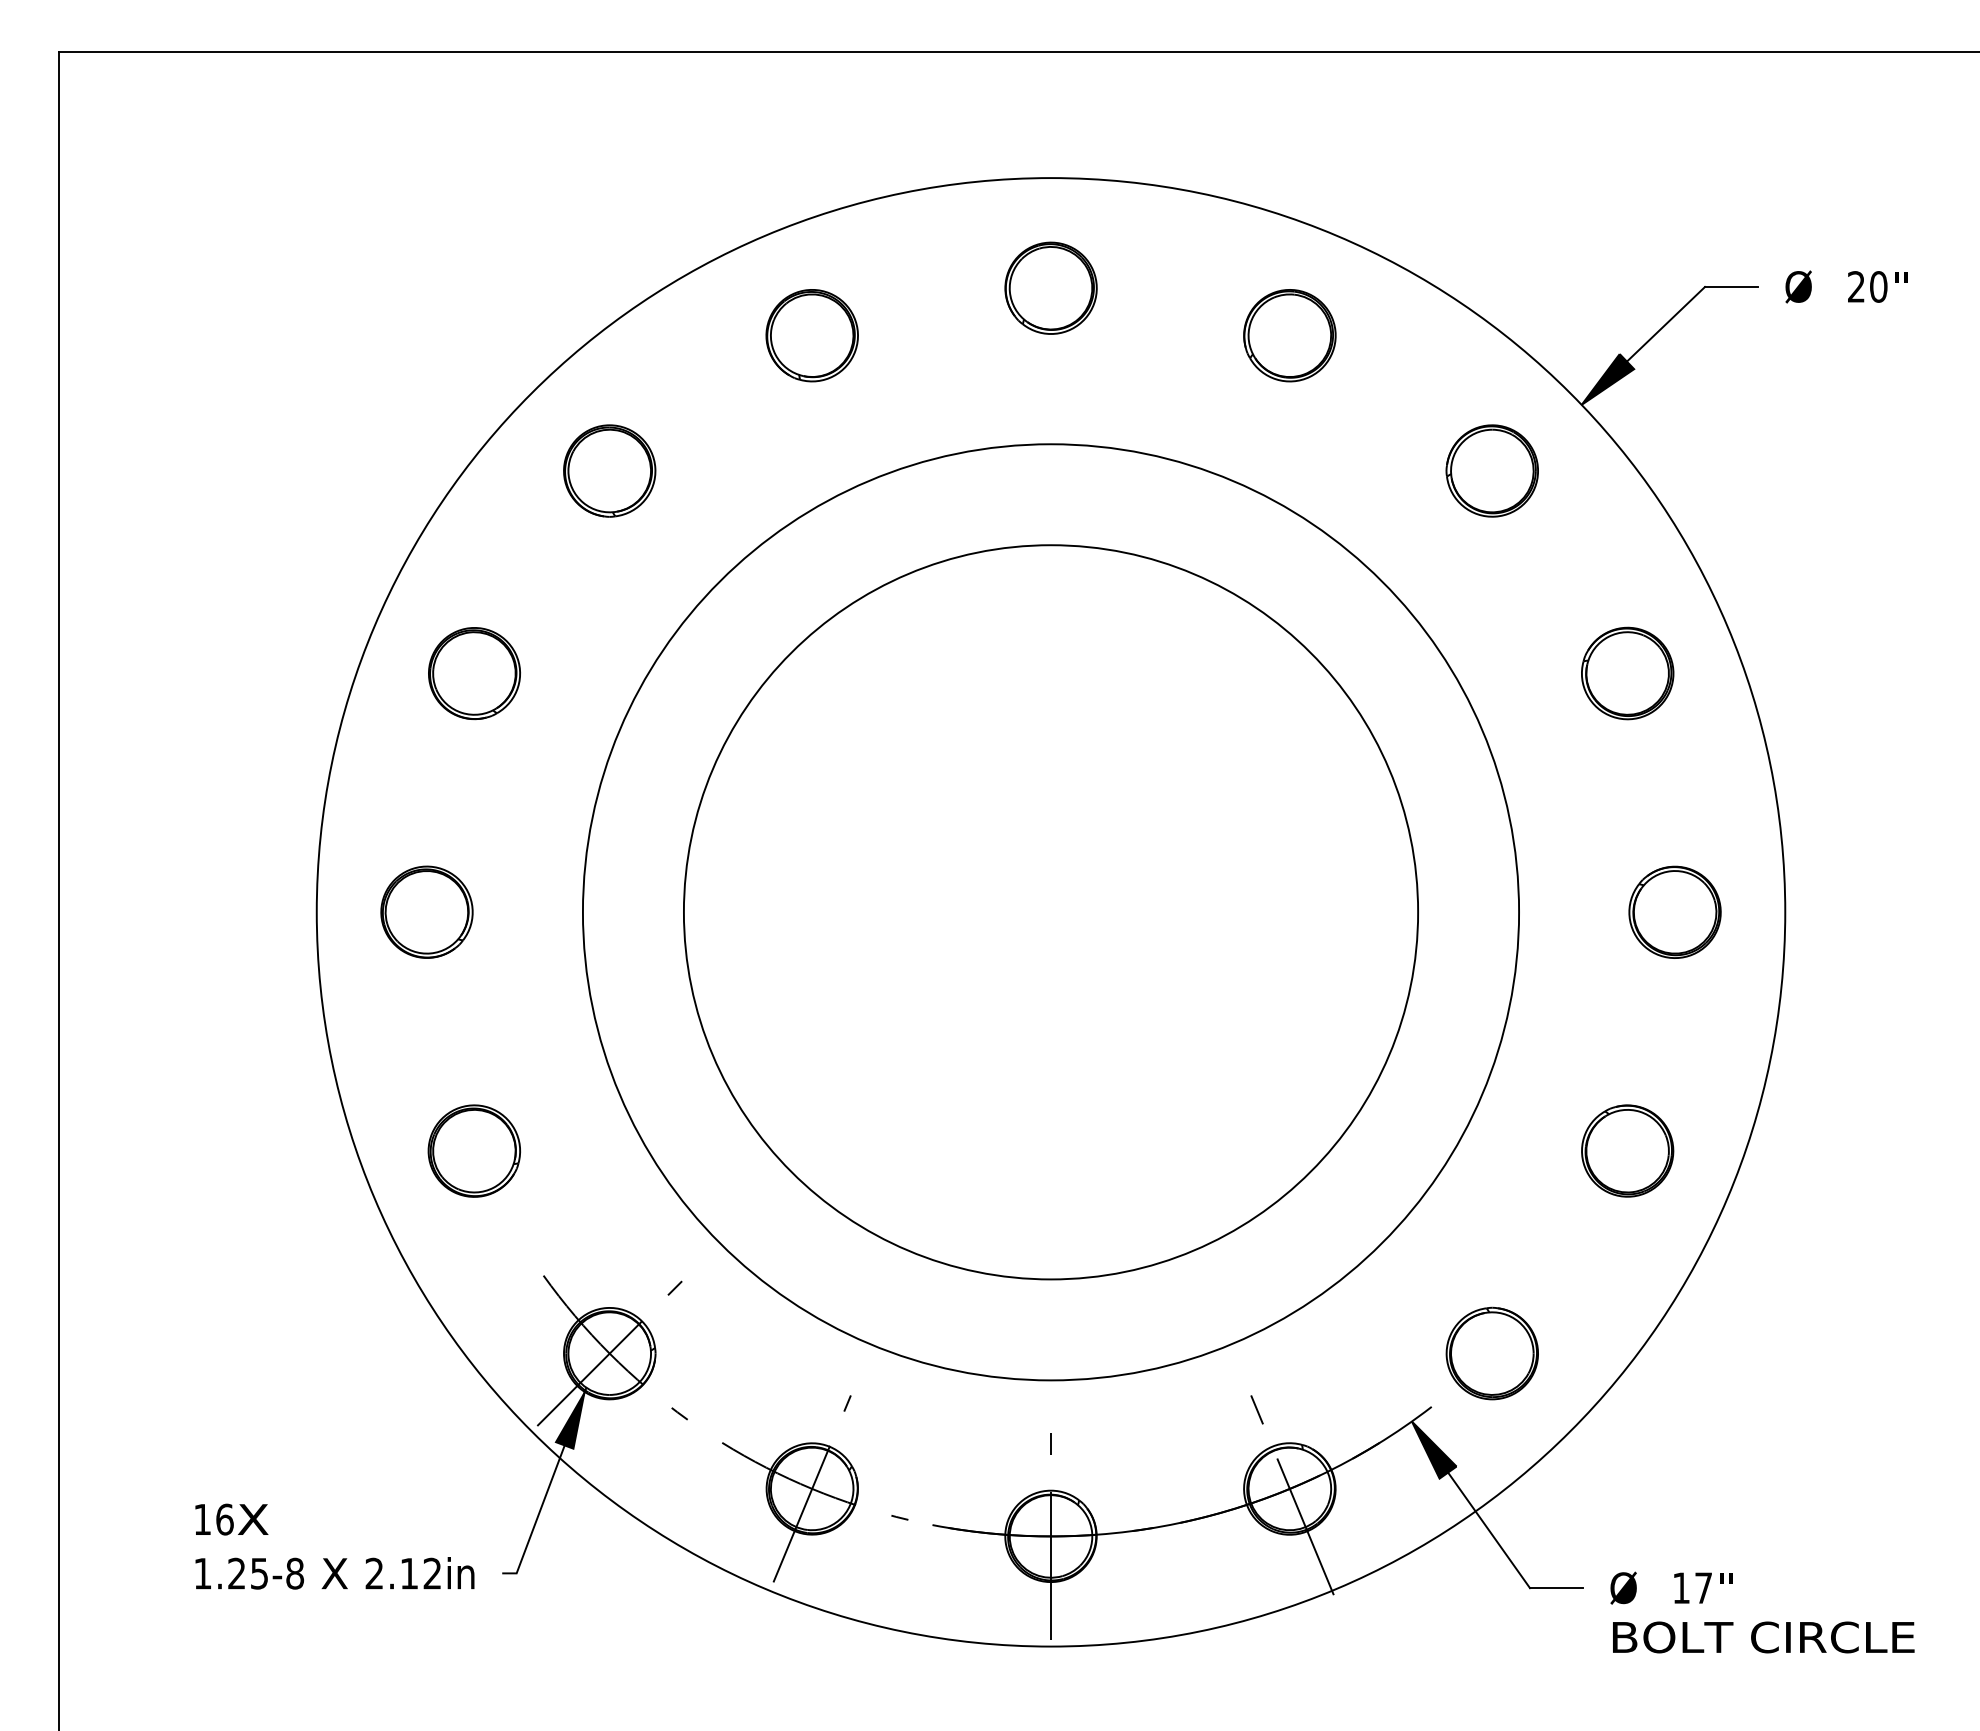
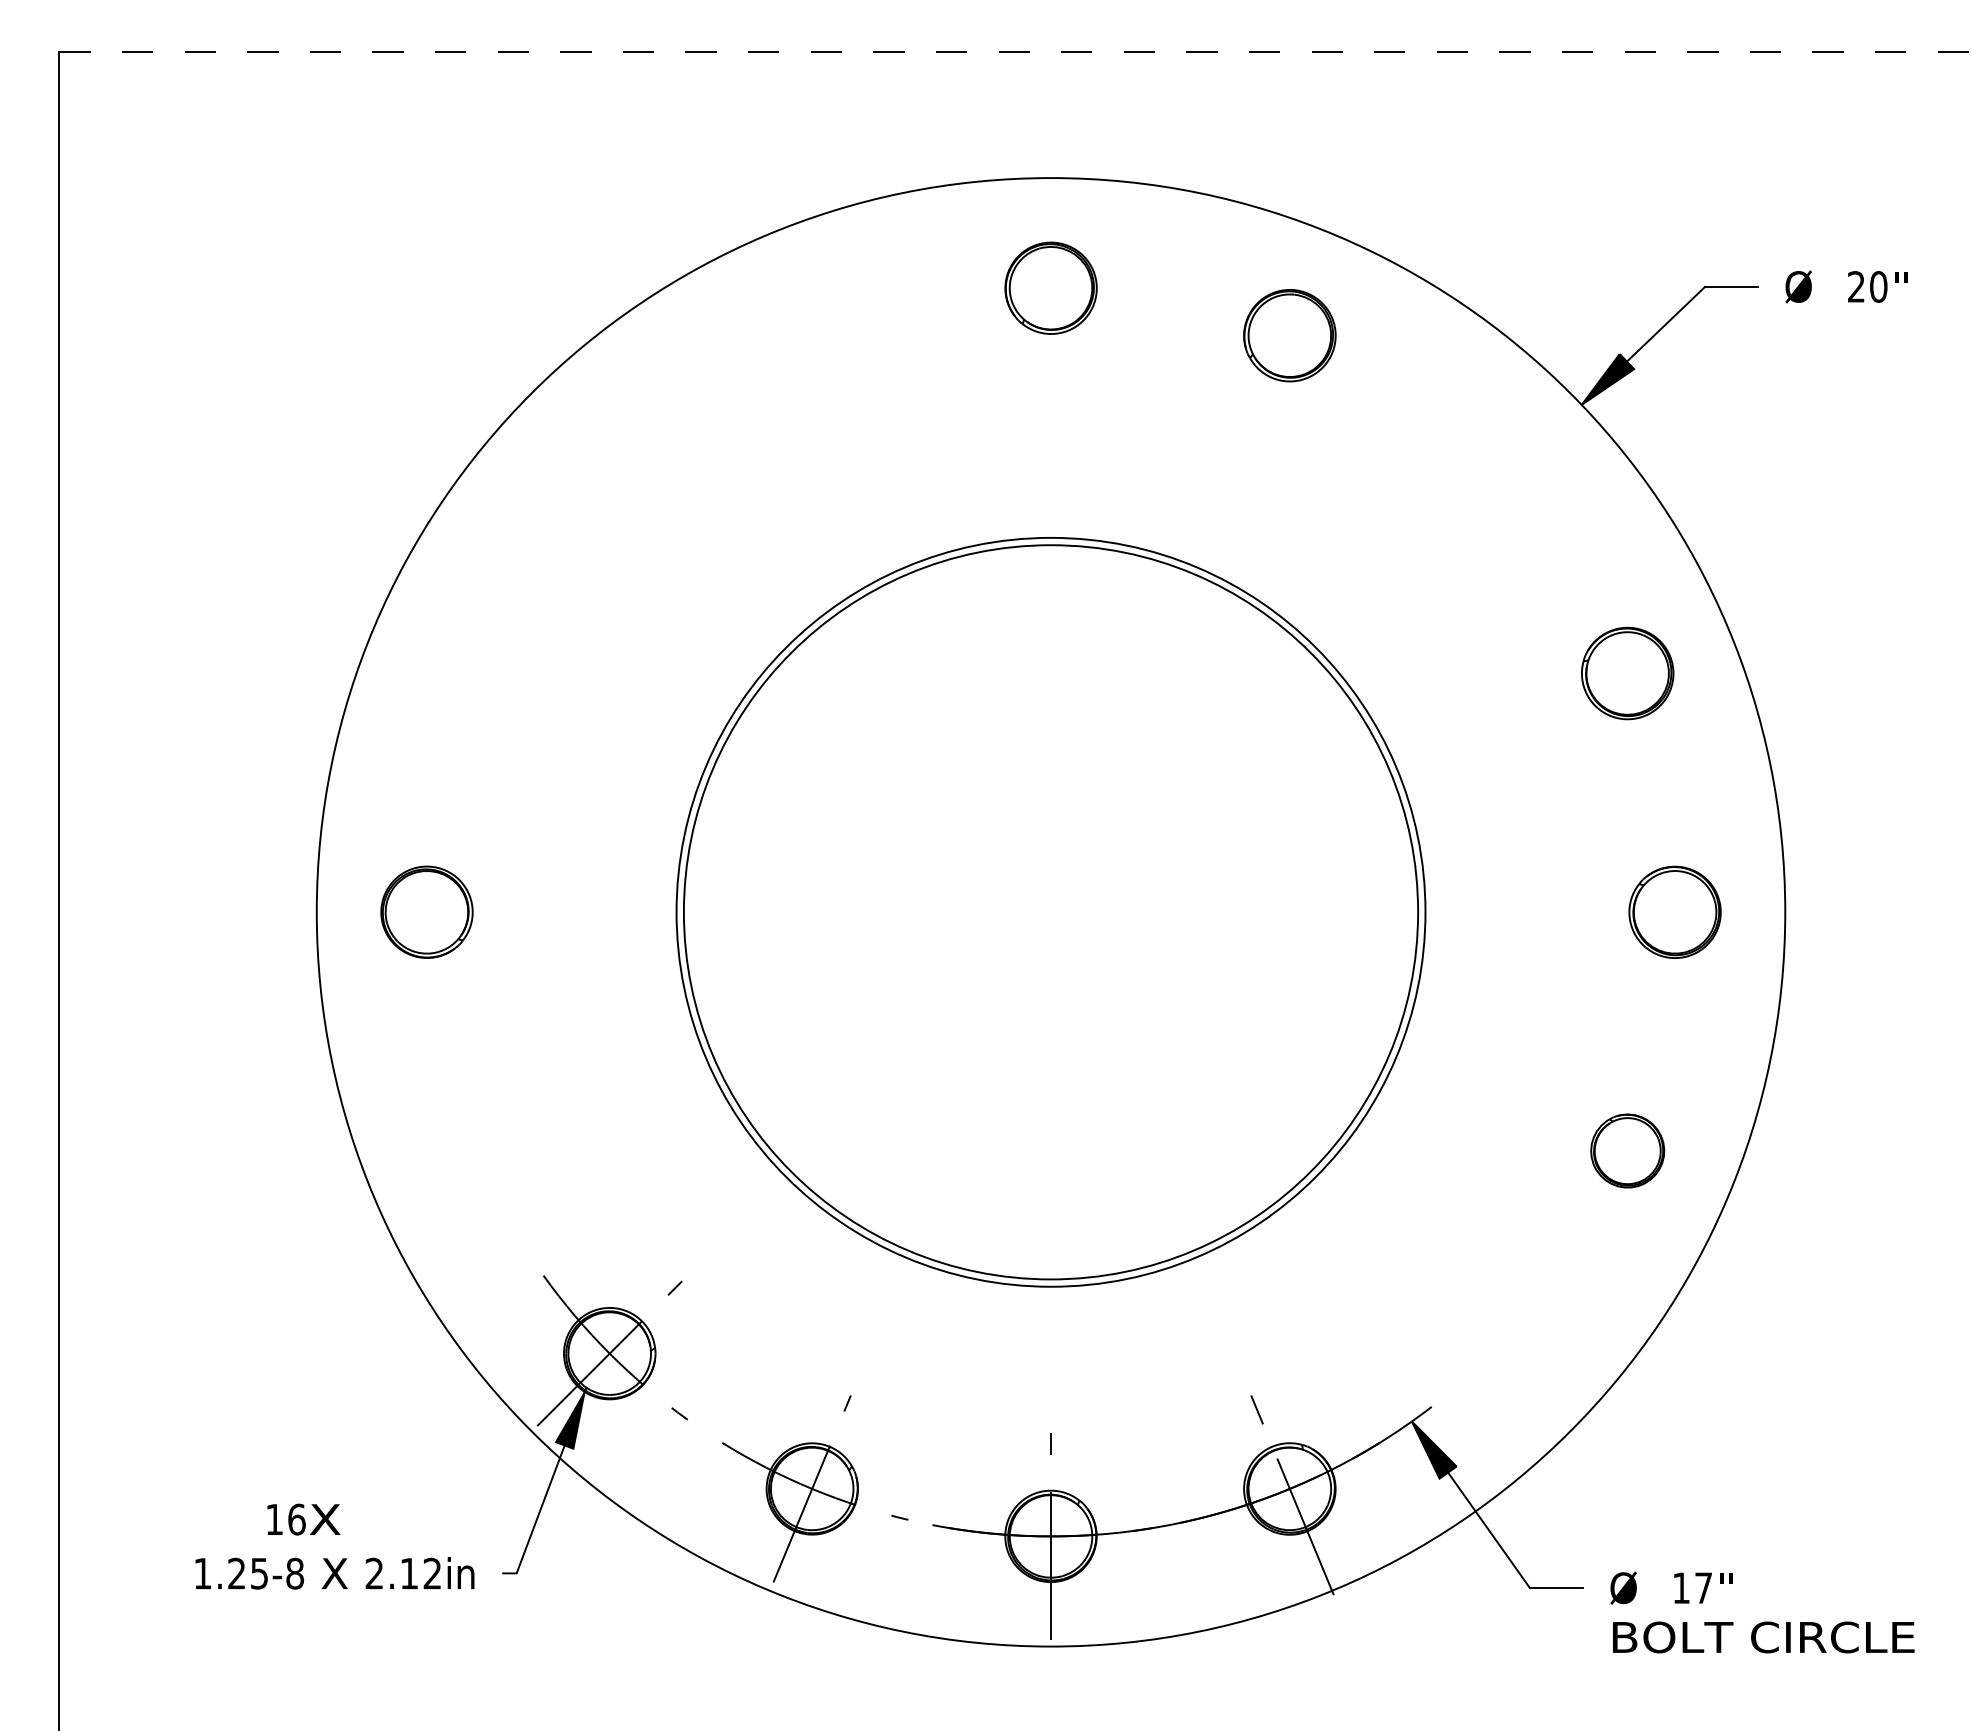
line: solid -> dashed (1019, 51)
part: present -> none (811, 335)
part: present -> none (609, 470)
part: present -> none (1491, 470)
part: present -> none (474, 673)
circle diameter: 936 px -> 749 px (1050, 911)
part: present -> none (473, 1150)
part size: 94x94 px -> 76x76 px (1627, 1150)
part: present -> none (1491, 1353)
text position: (231, 1519) -> (303, 1519) (303, 1519)
